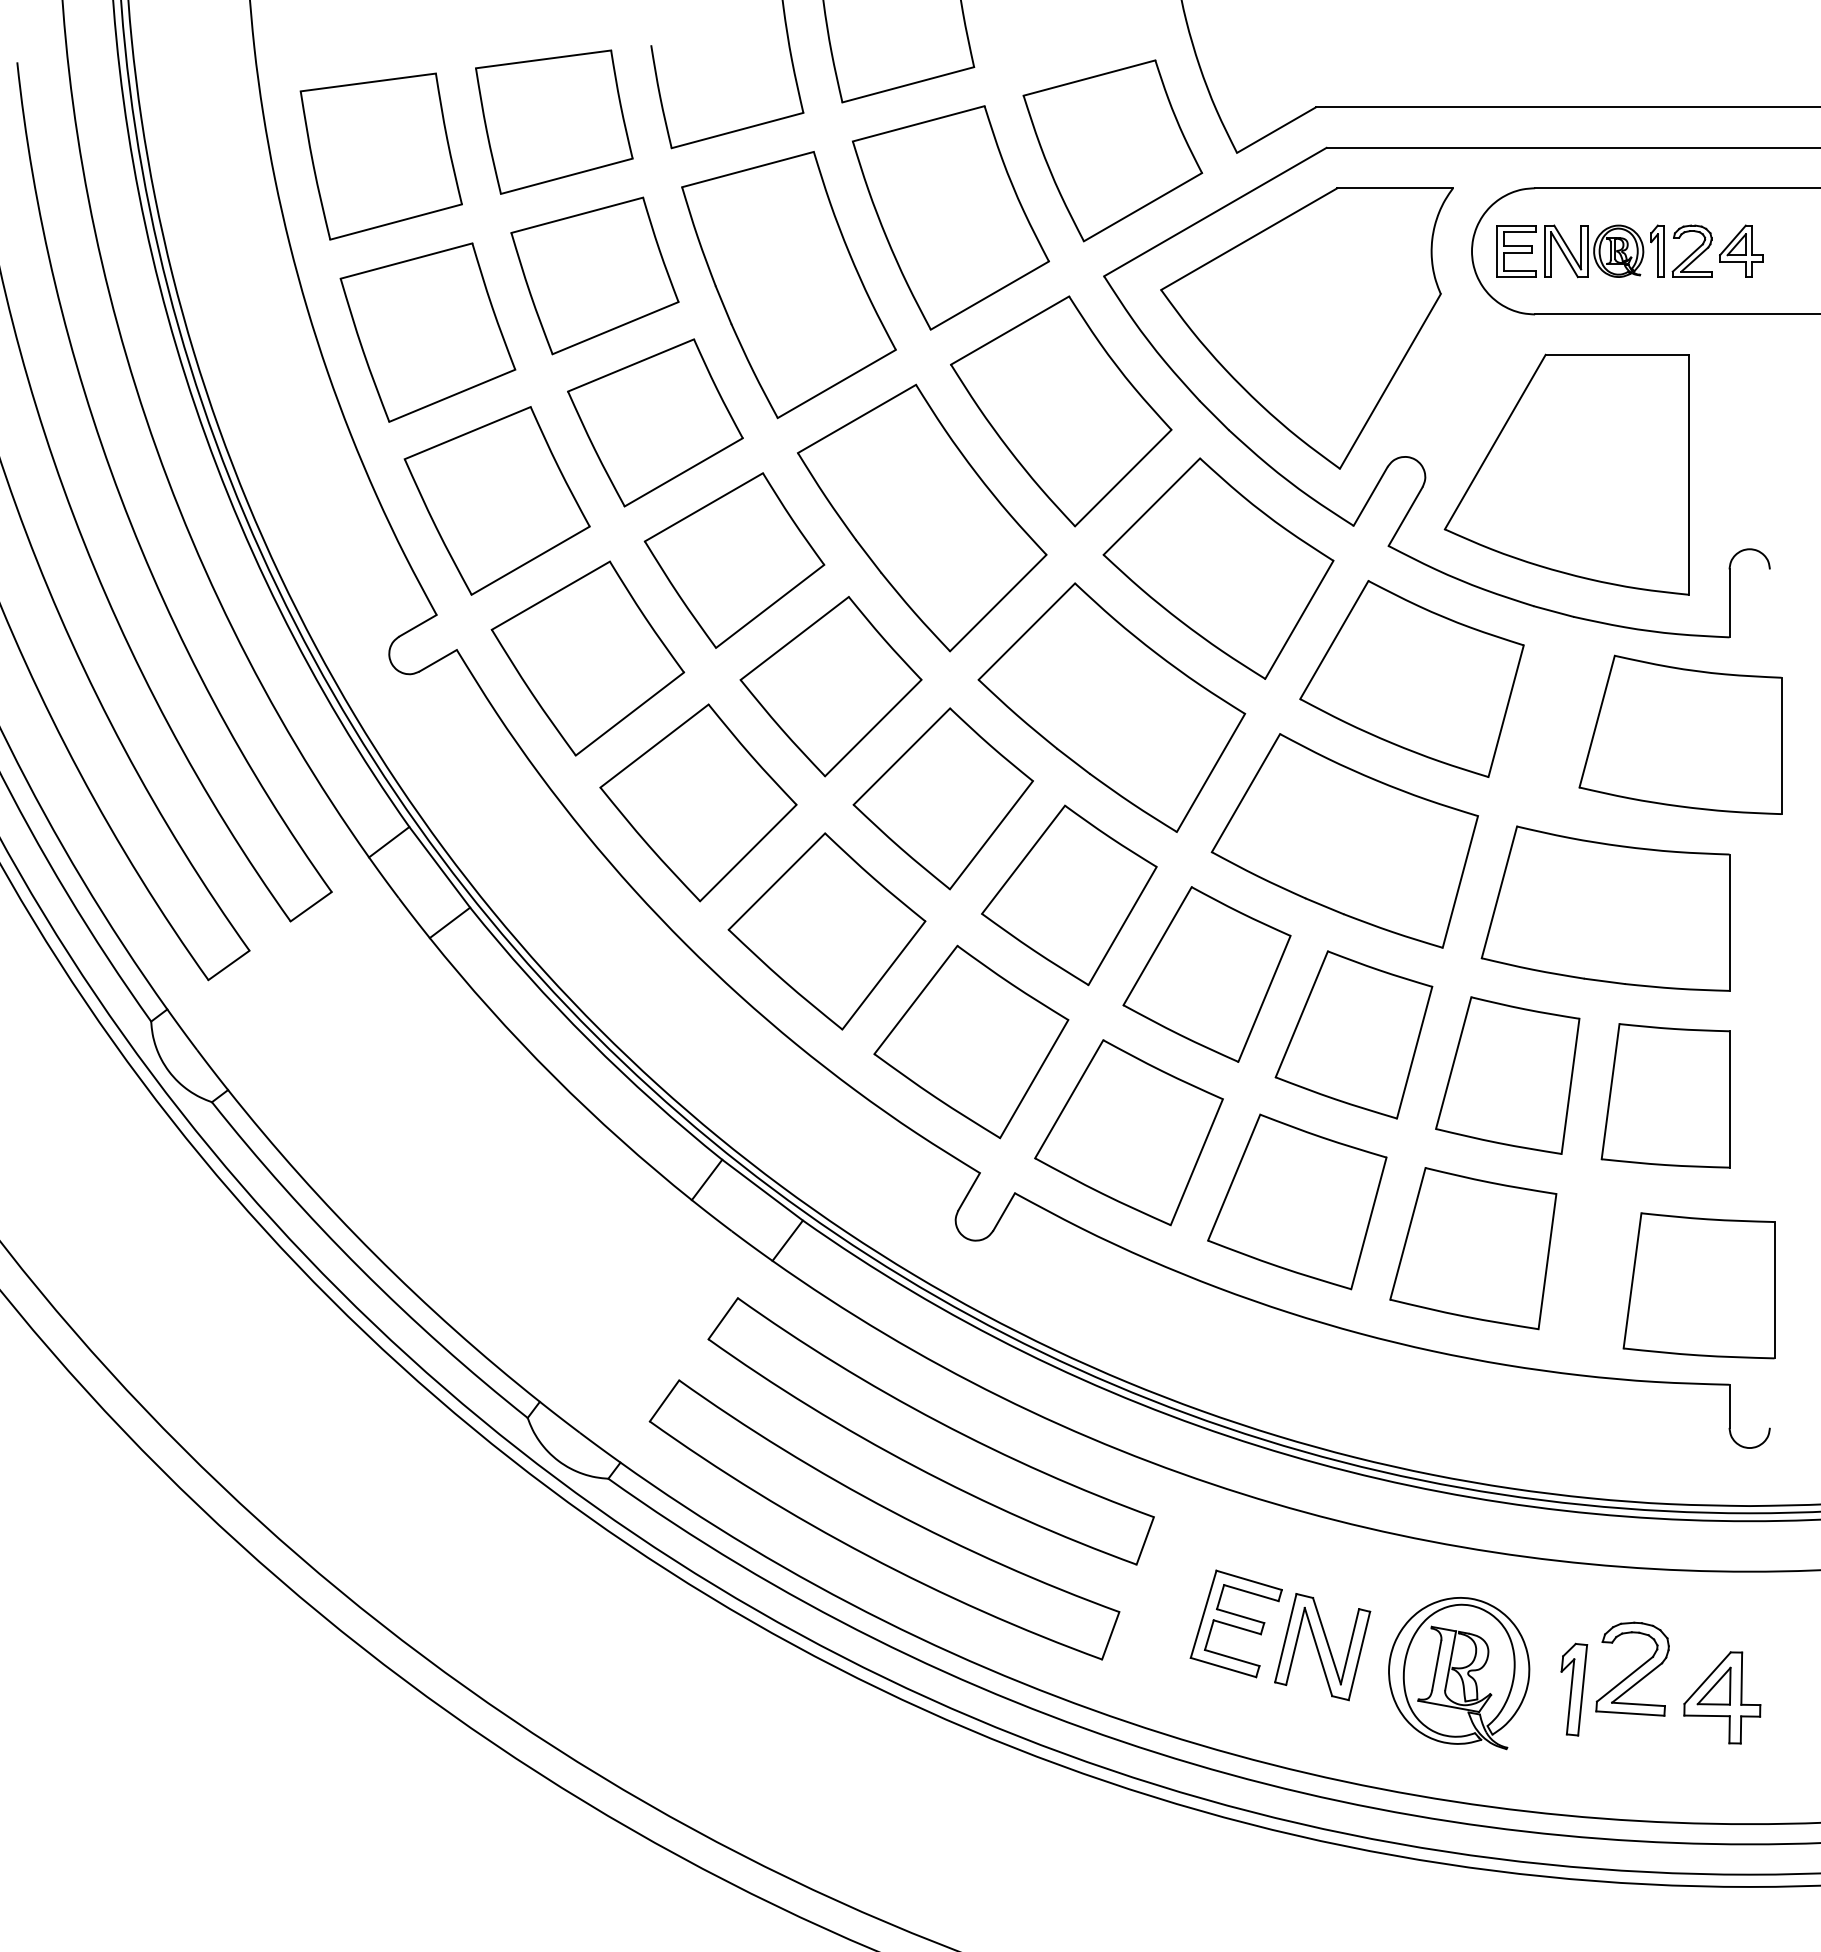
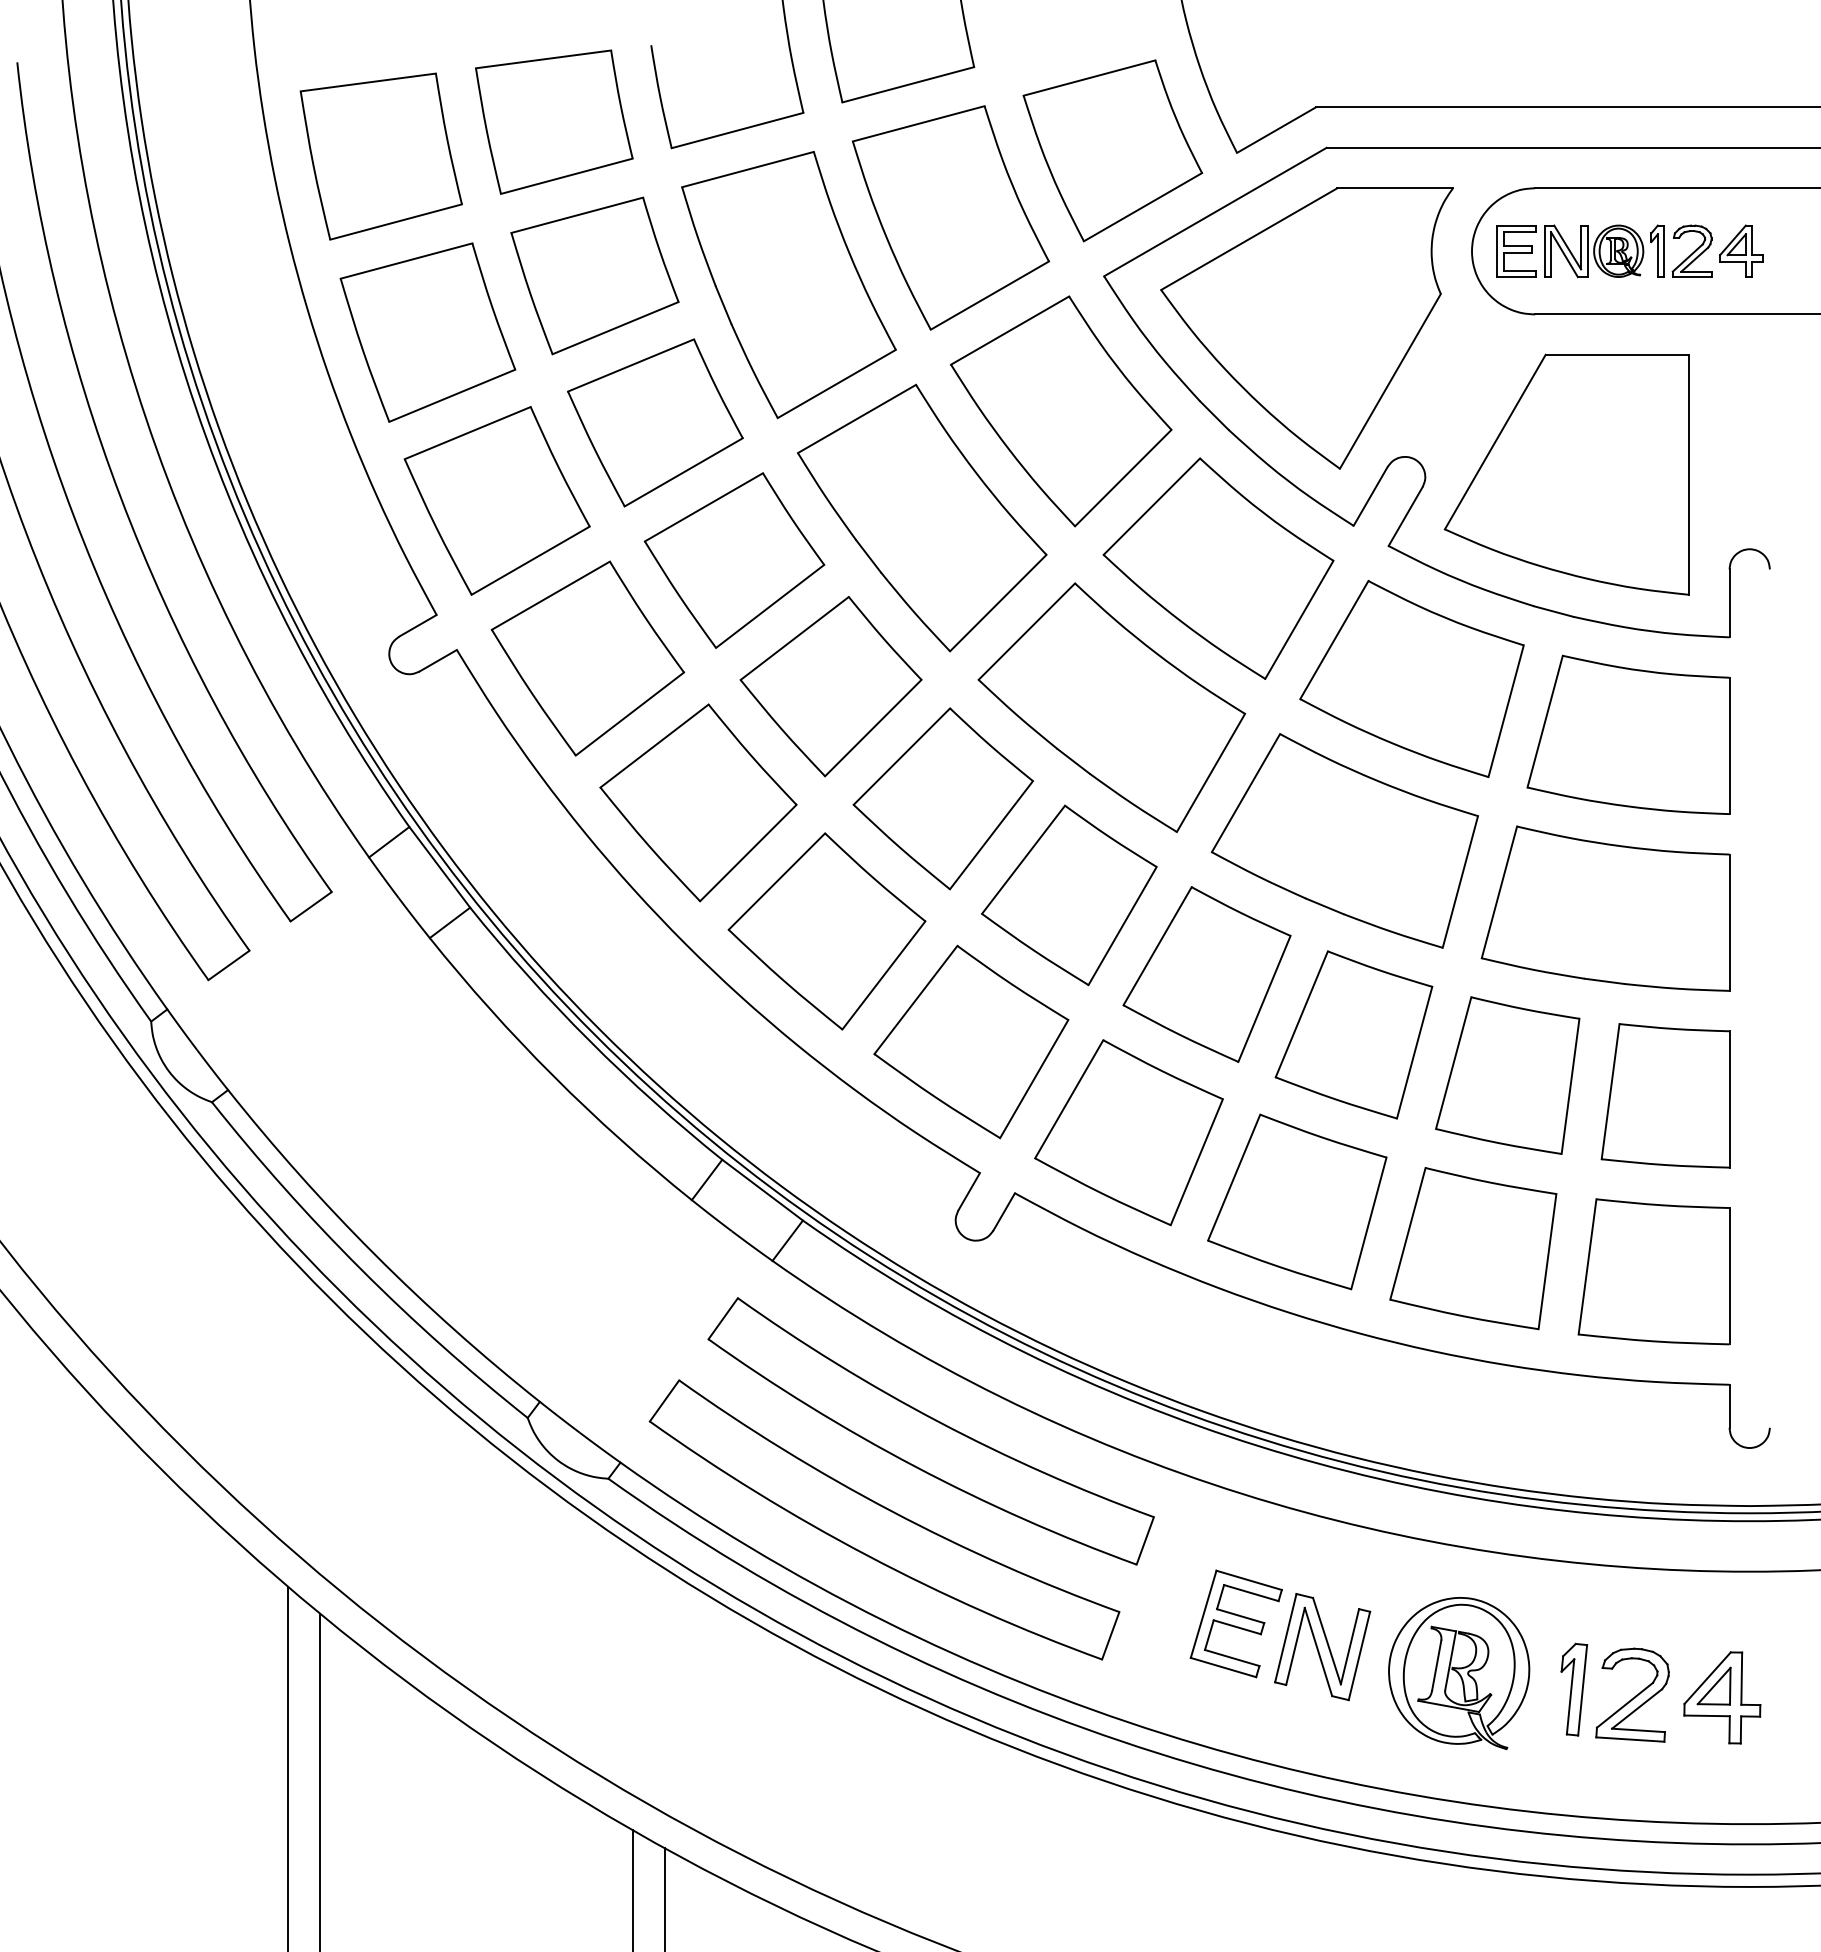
part position: (1680, 734) -> (1628, 734) (1628, 734)
part position: (1698, 1285) -> (1653, 1271) (1653, 1271)
part position: (1632, 1668) -> (1632, 1694) (1632, 1694)
line: none -> present (288, 1767)
line: none -> present (320, 1780)
line: none -> present (633, 1889)
line: none -> present (665, 1898)
